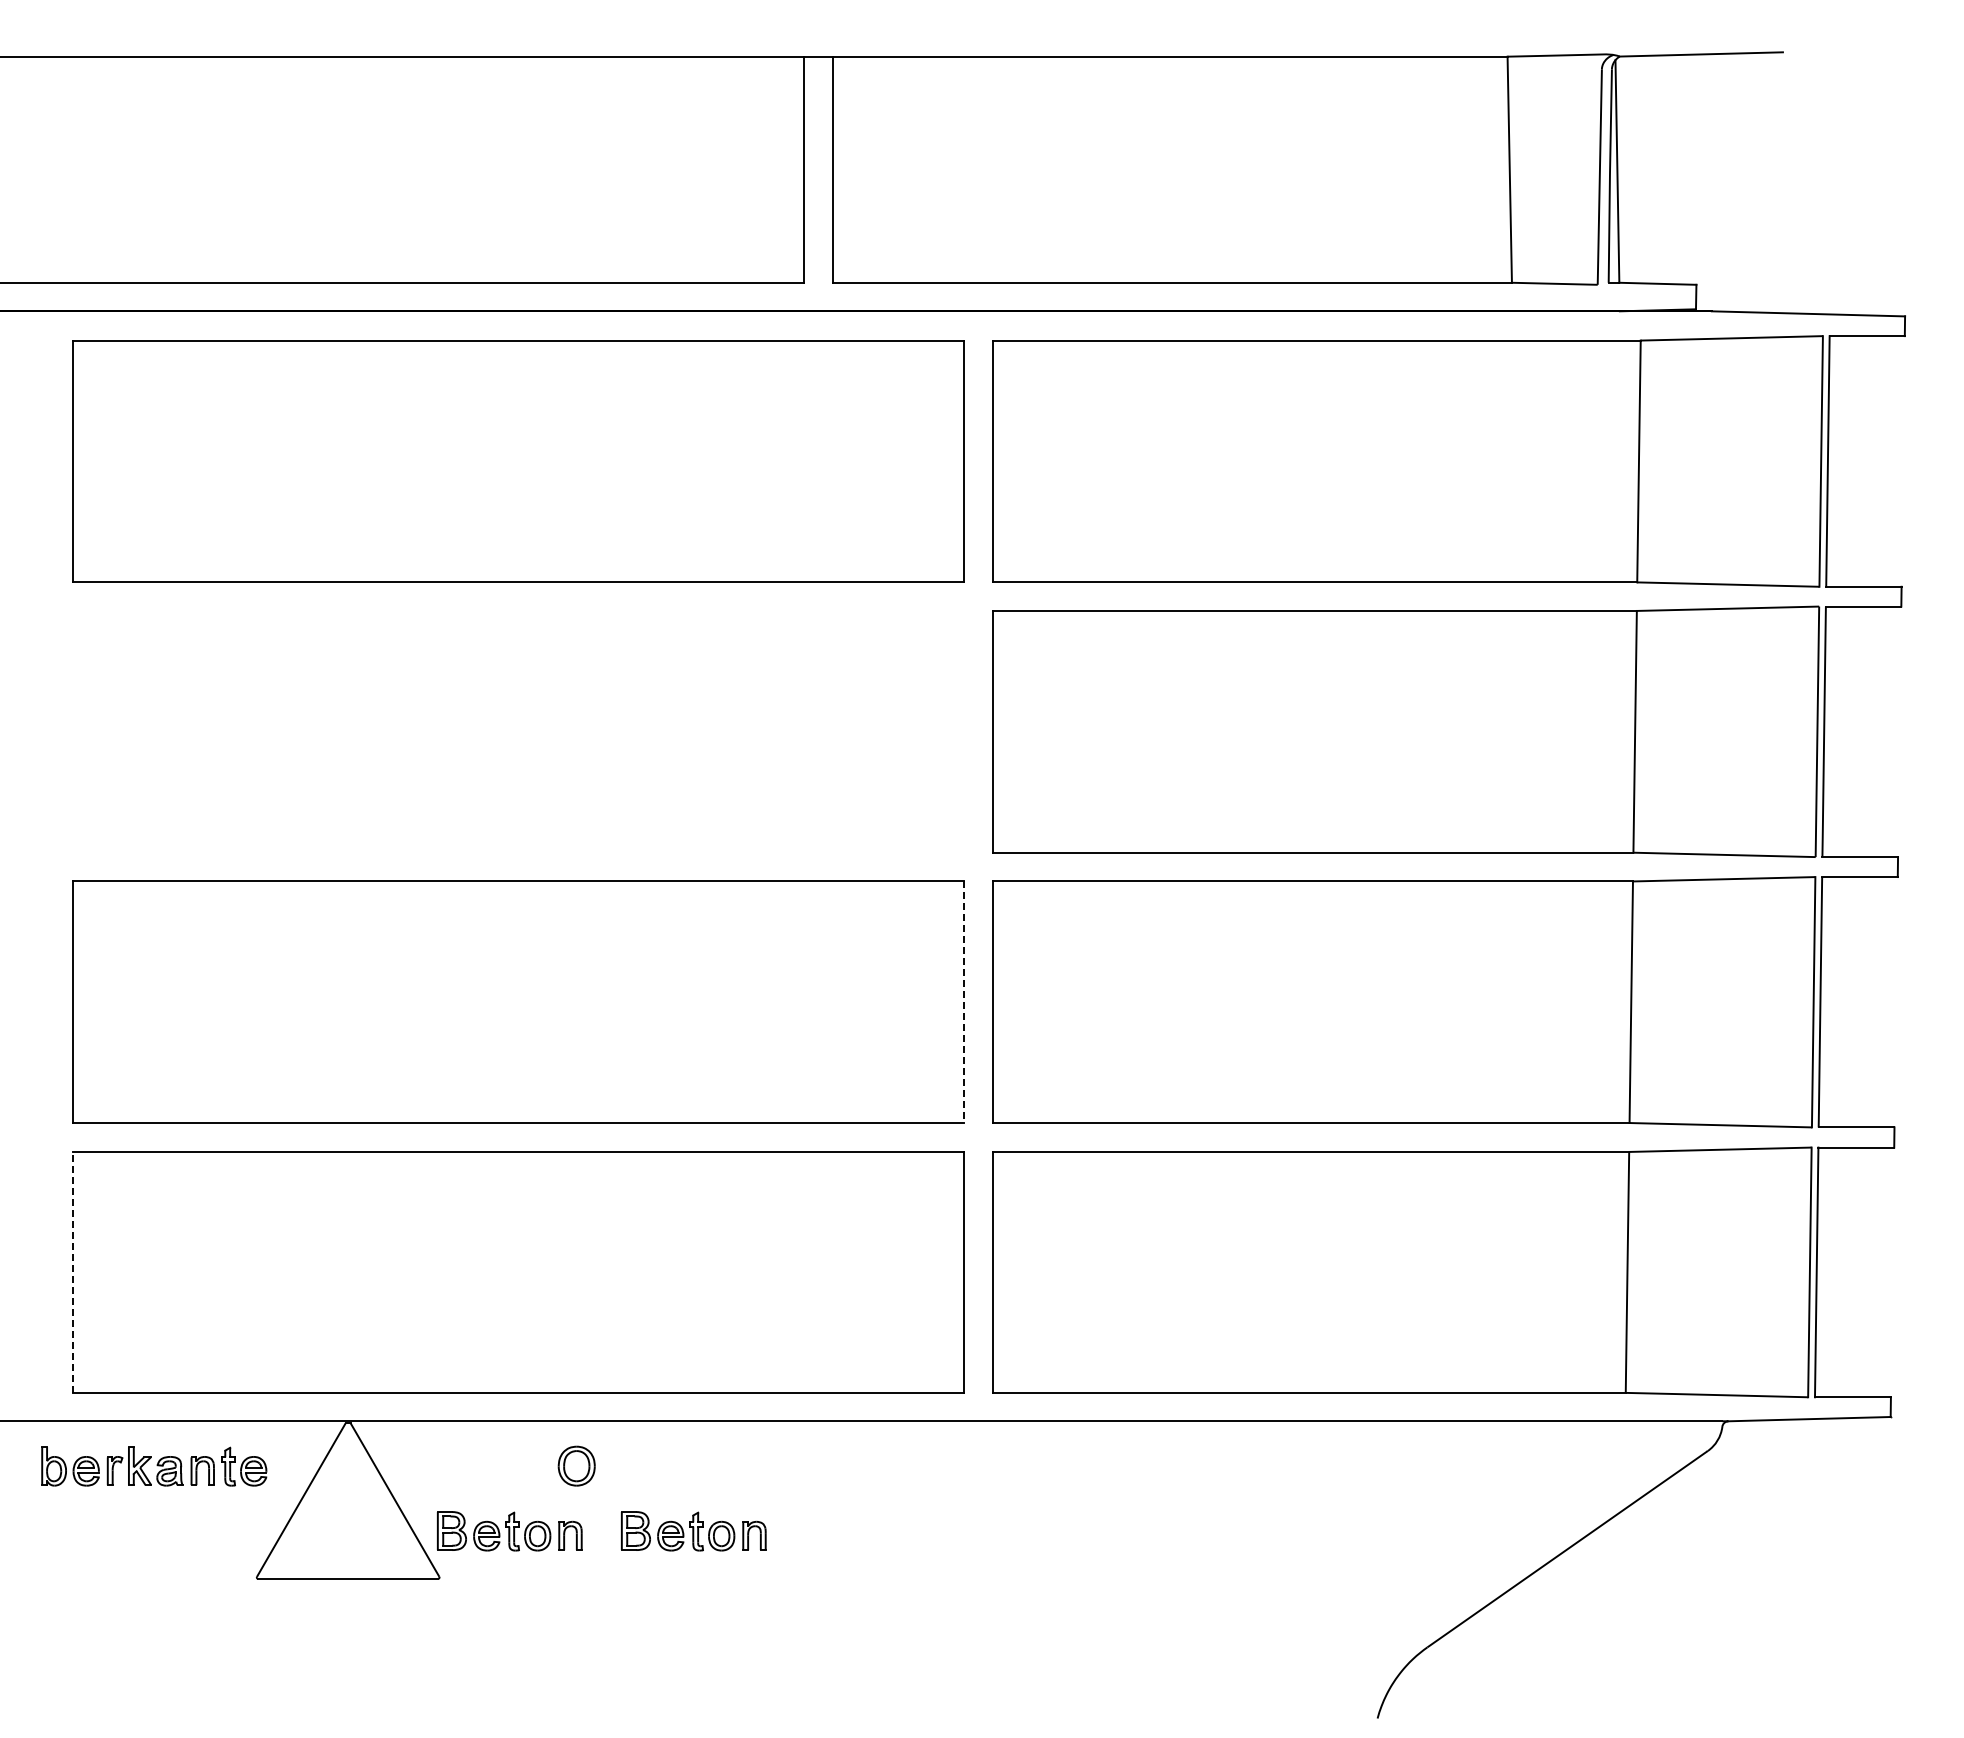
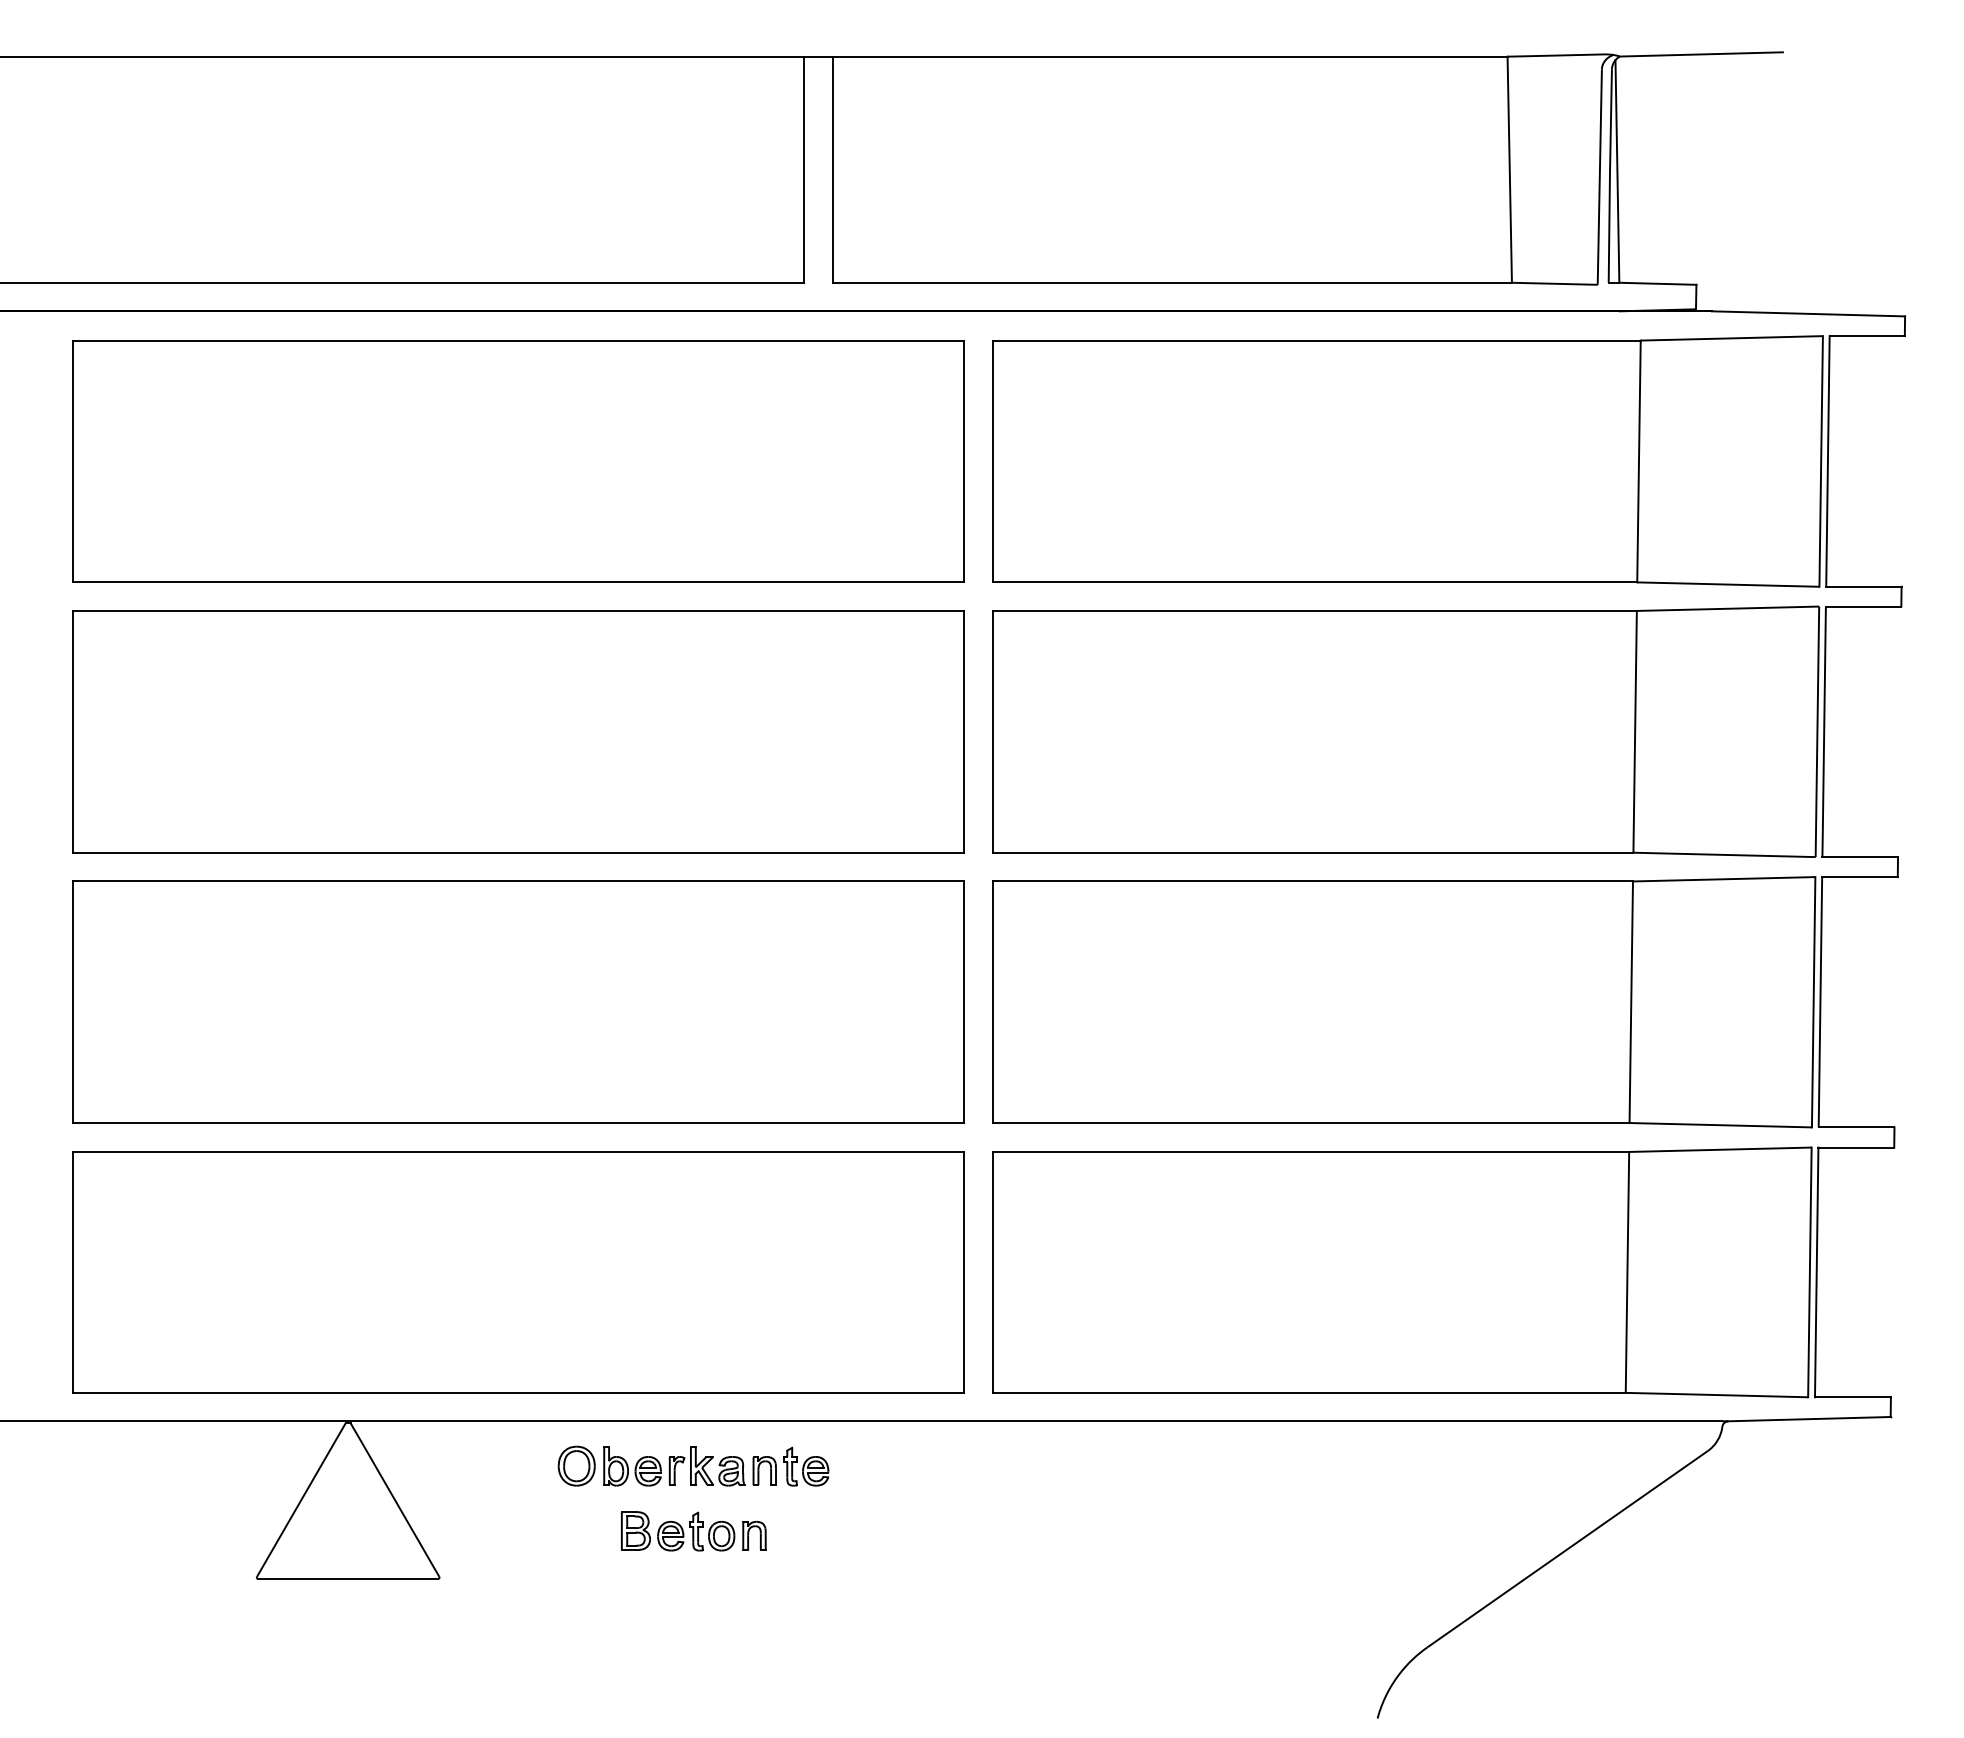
part: none -> present (518, 731)
line: dashed -> solid (964, 1002)
line: dashed -> solid (73, 1271)
part position: (154, 1466) -> (716, 1466) (716, 1466)
part: present -> none (509, 1531)
